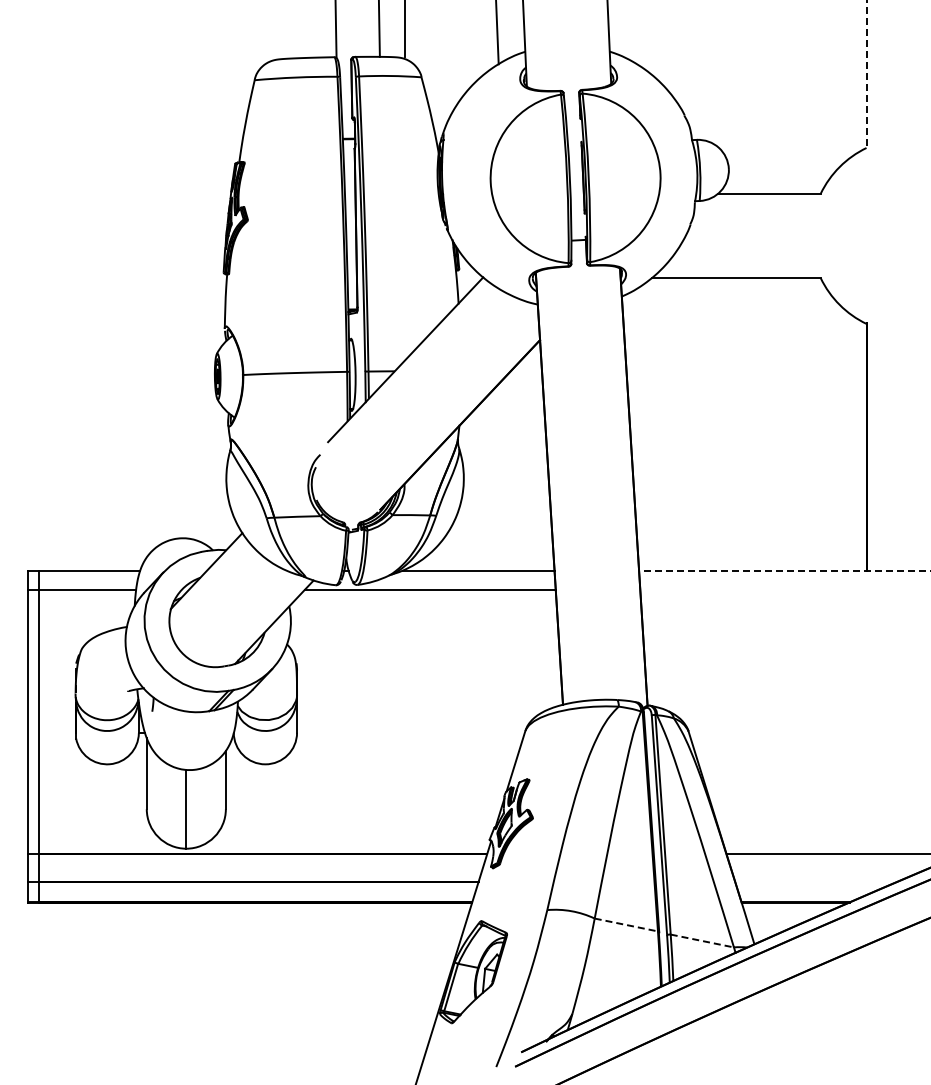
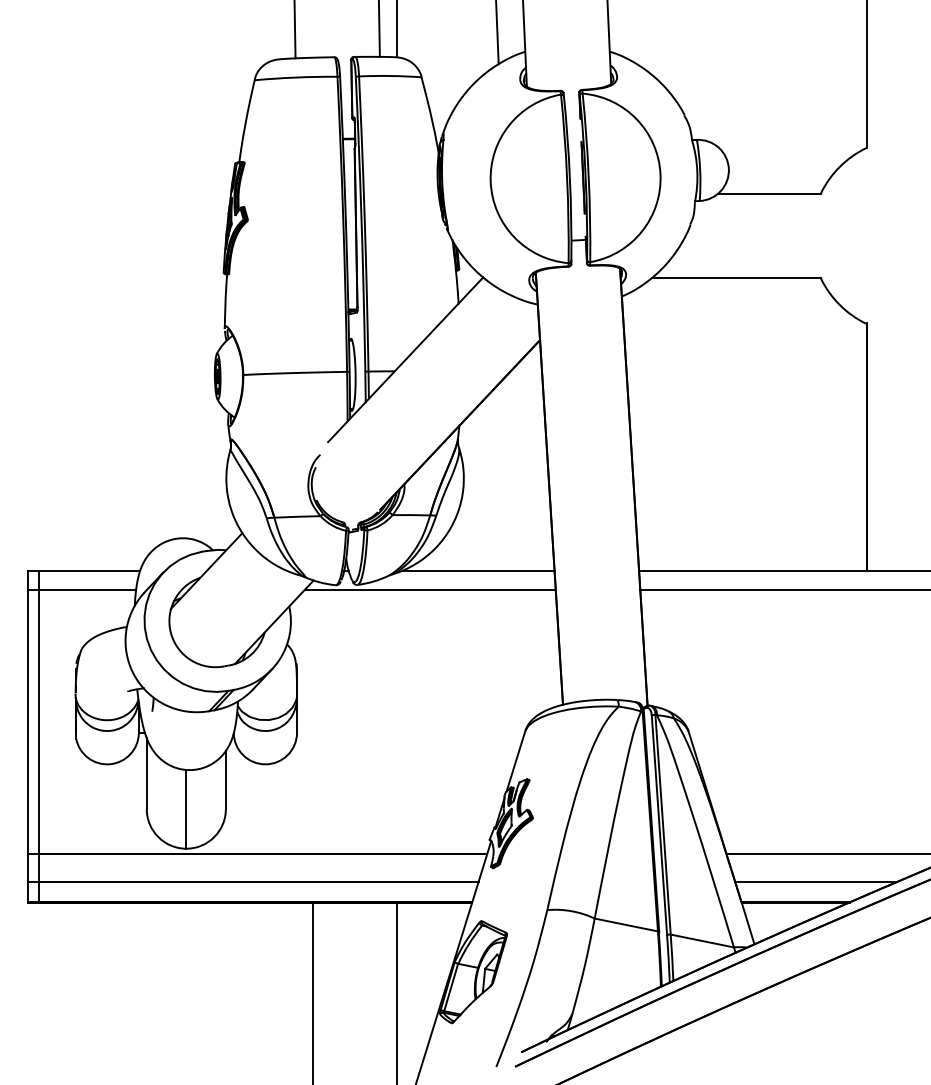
line position: (335, 29) -> (294, 30) (294, 30)
line position: (405, 29) -> (397, 29) (397, 29)
line: dashed -> solid (866, 74)
line: dashed -> solid (784, 570)
line: none -> present (783, 589)
line: none -> present (816, 882)
line: dashed -> solid (626, 925)
line: dashed -> solid (702, 941)
line: none -> present (312, 991)
line: none -> present (397, 991)
